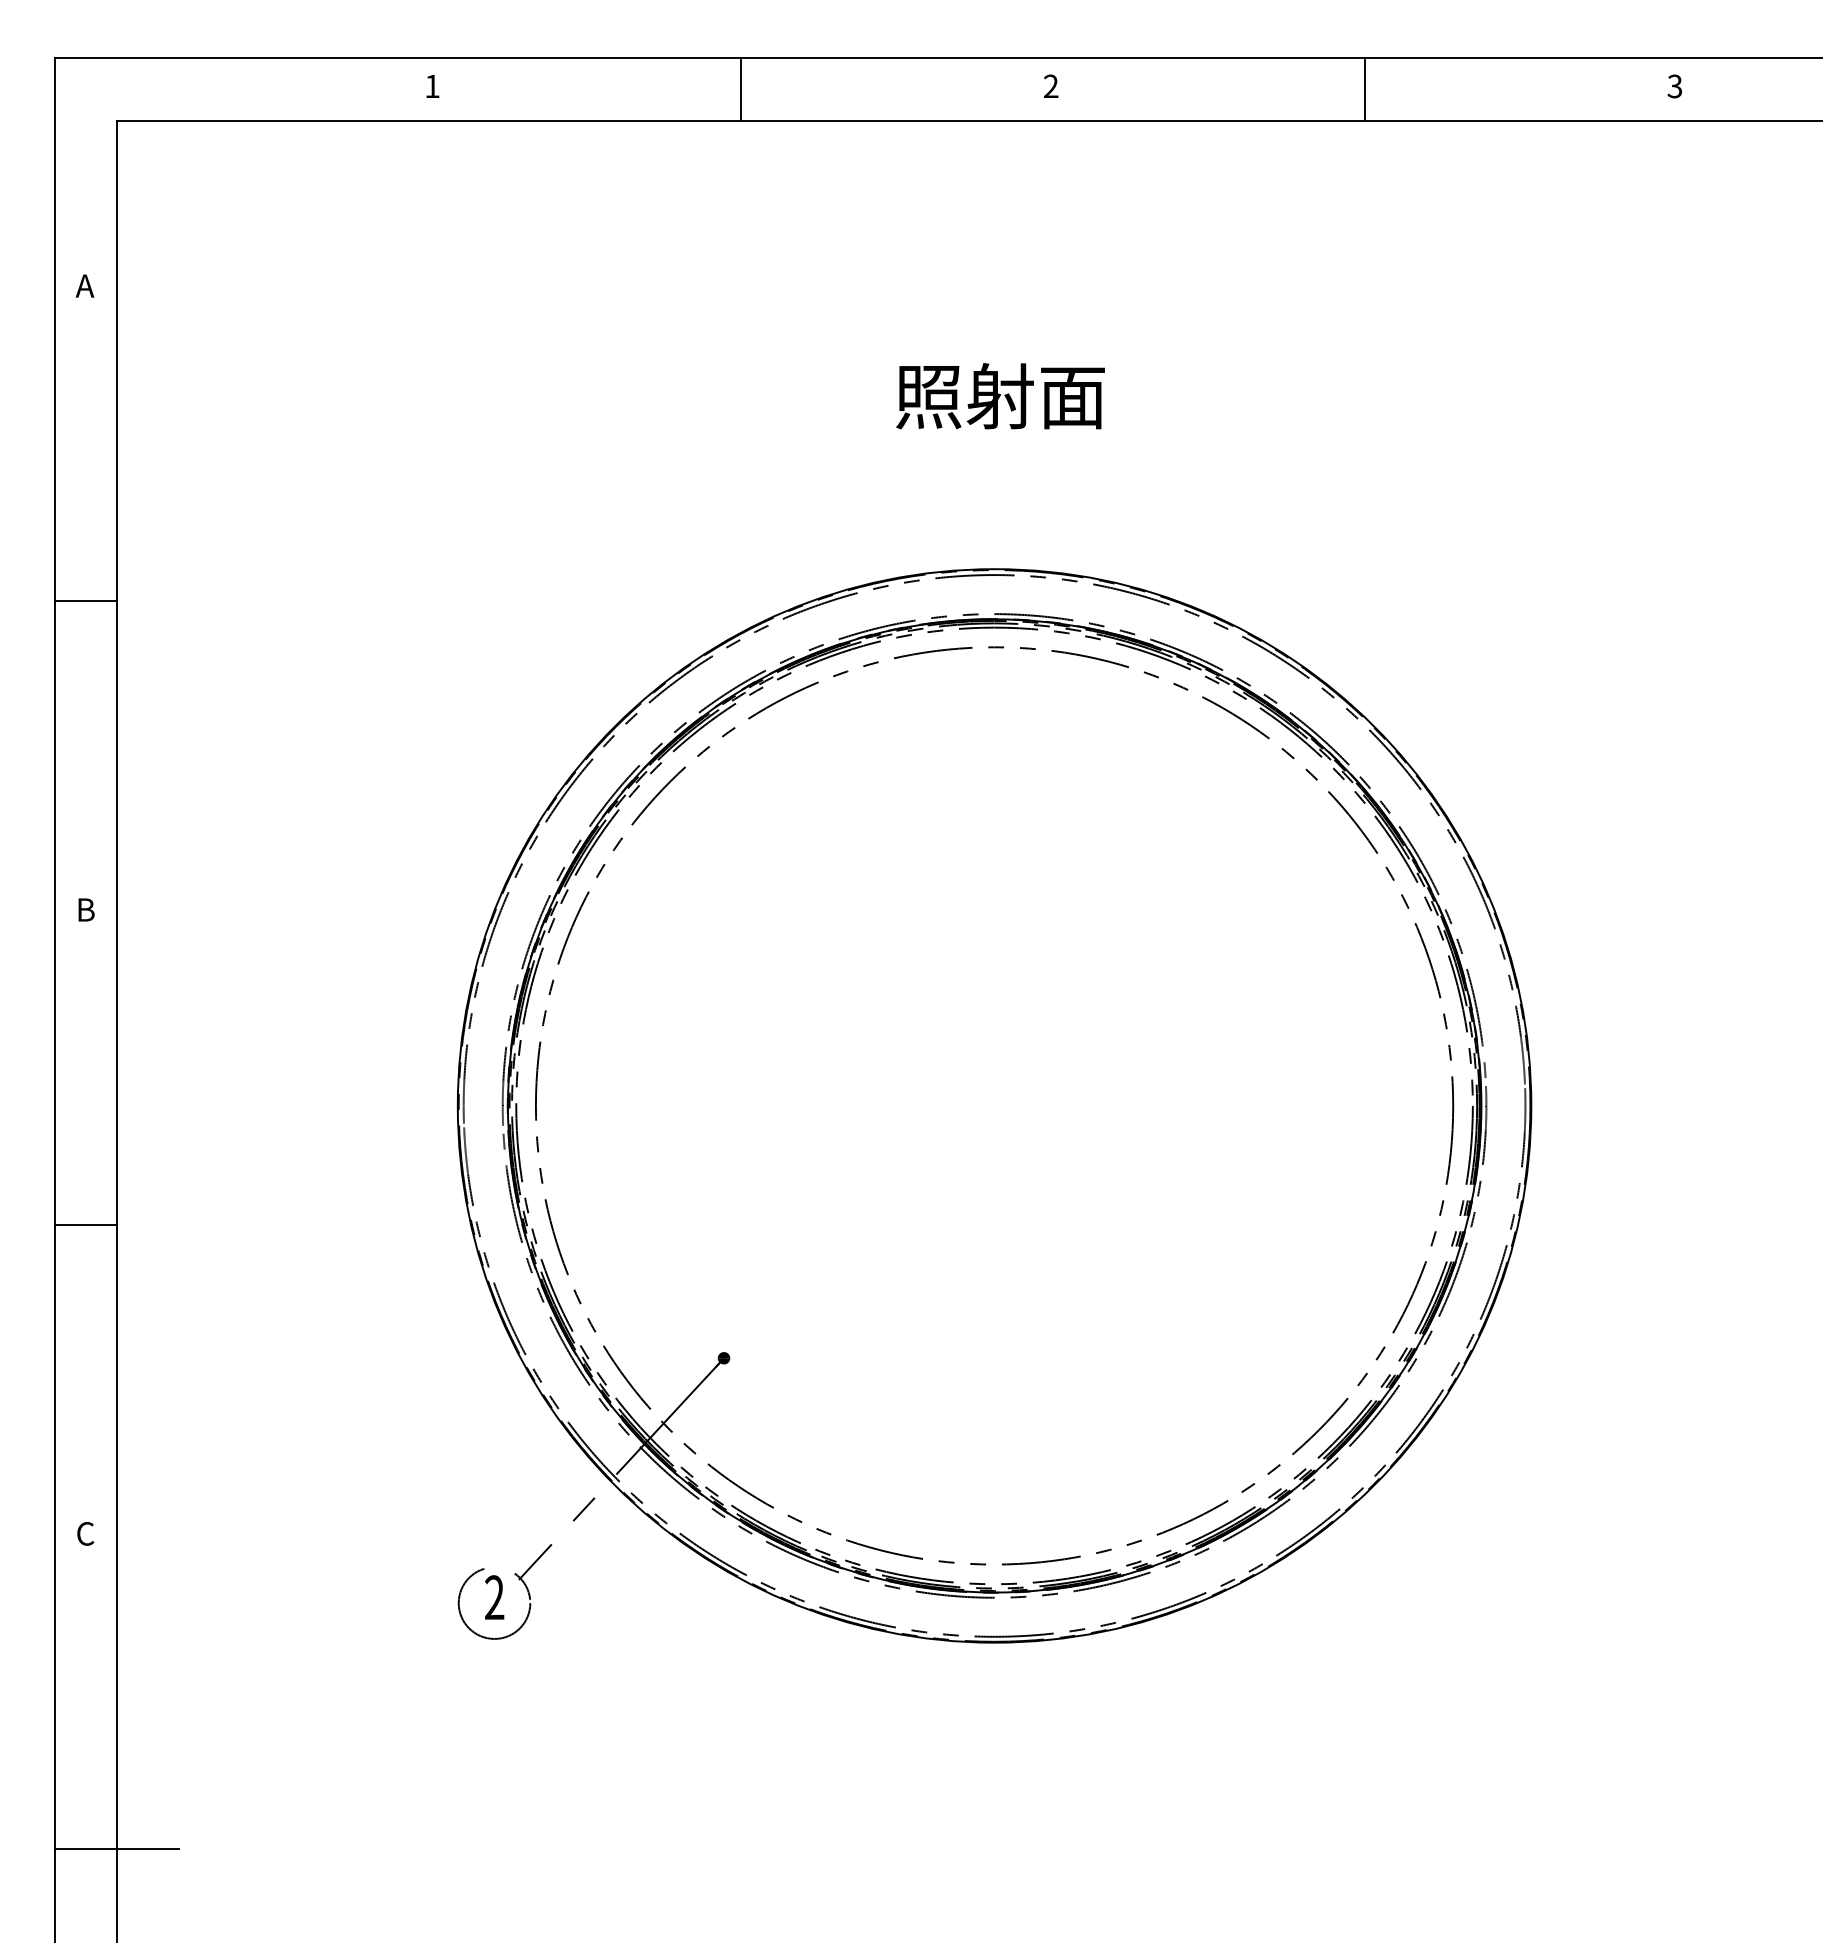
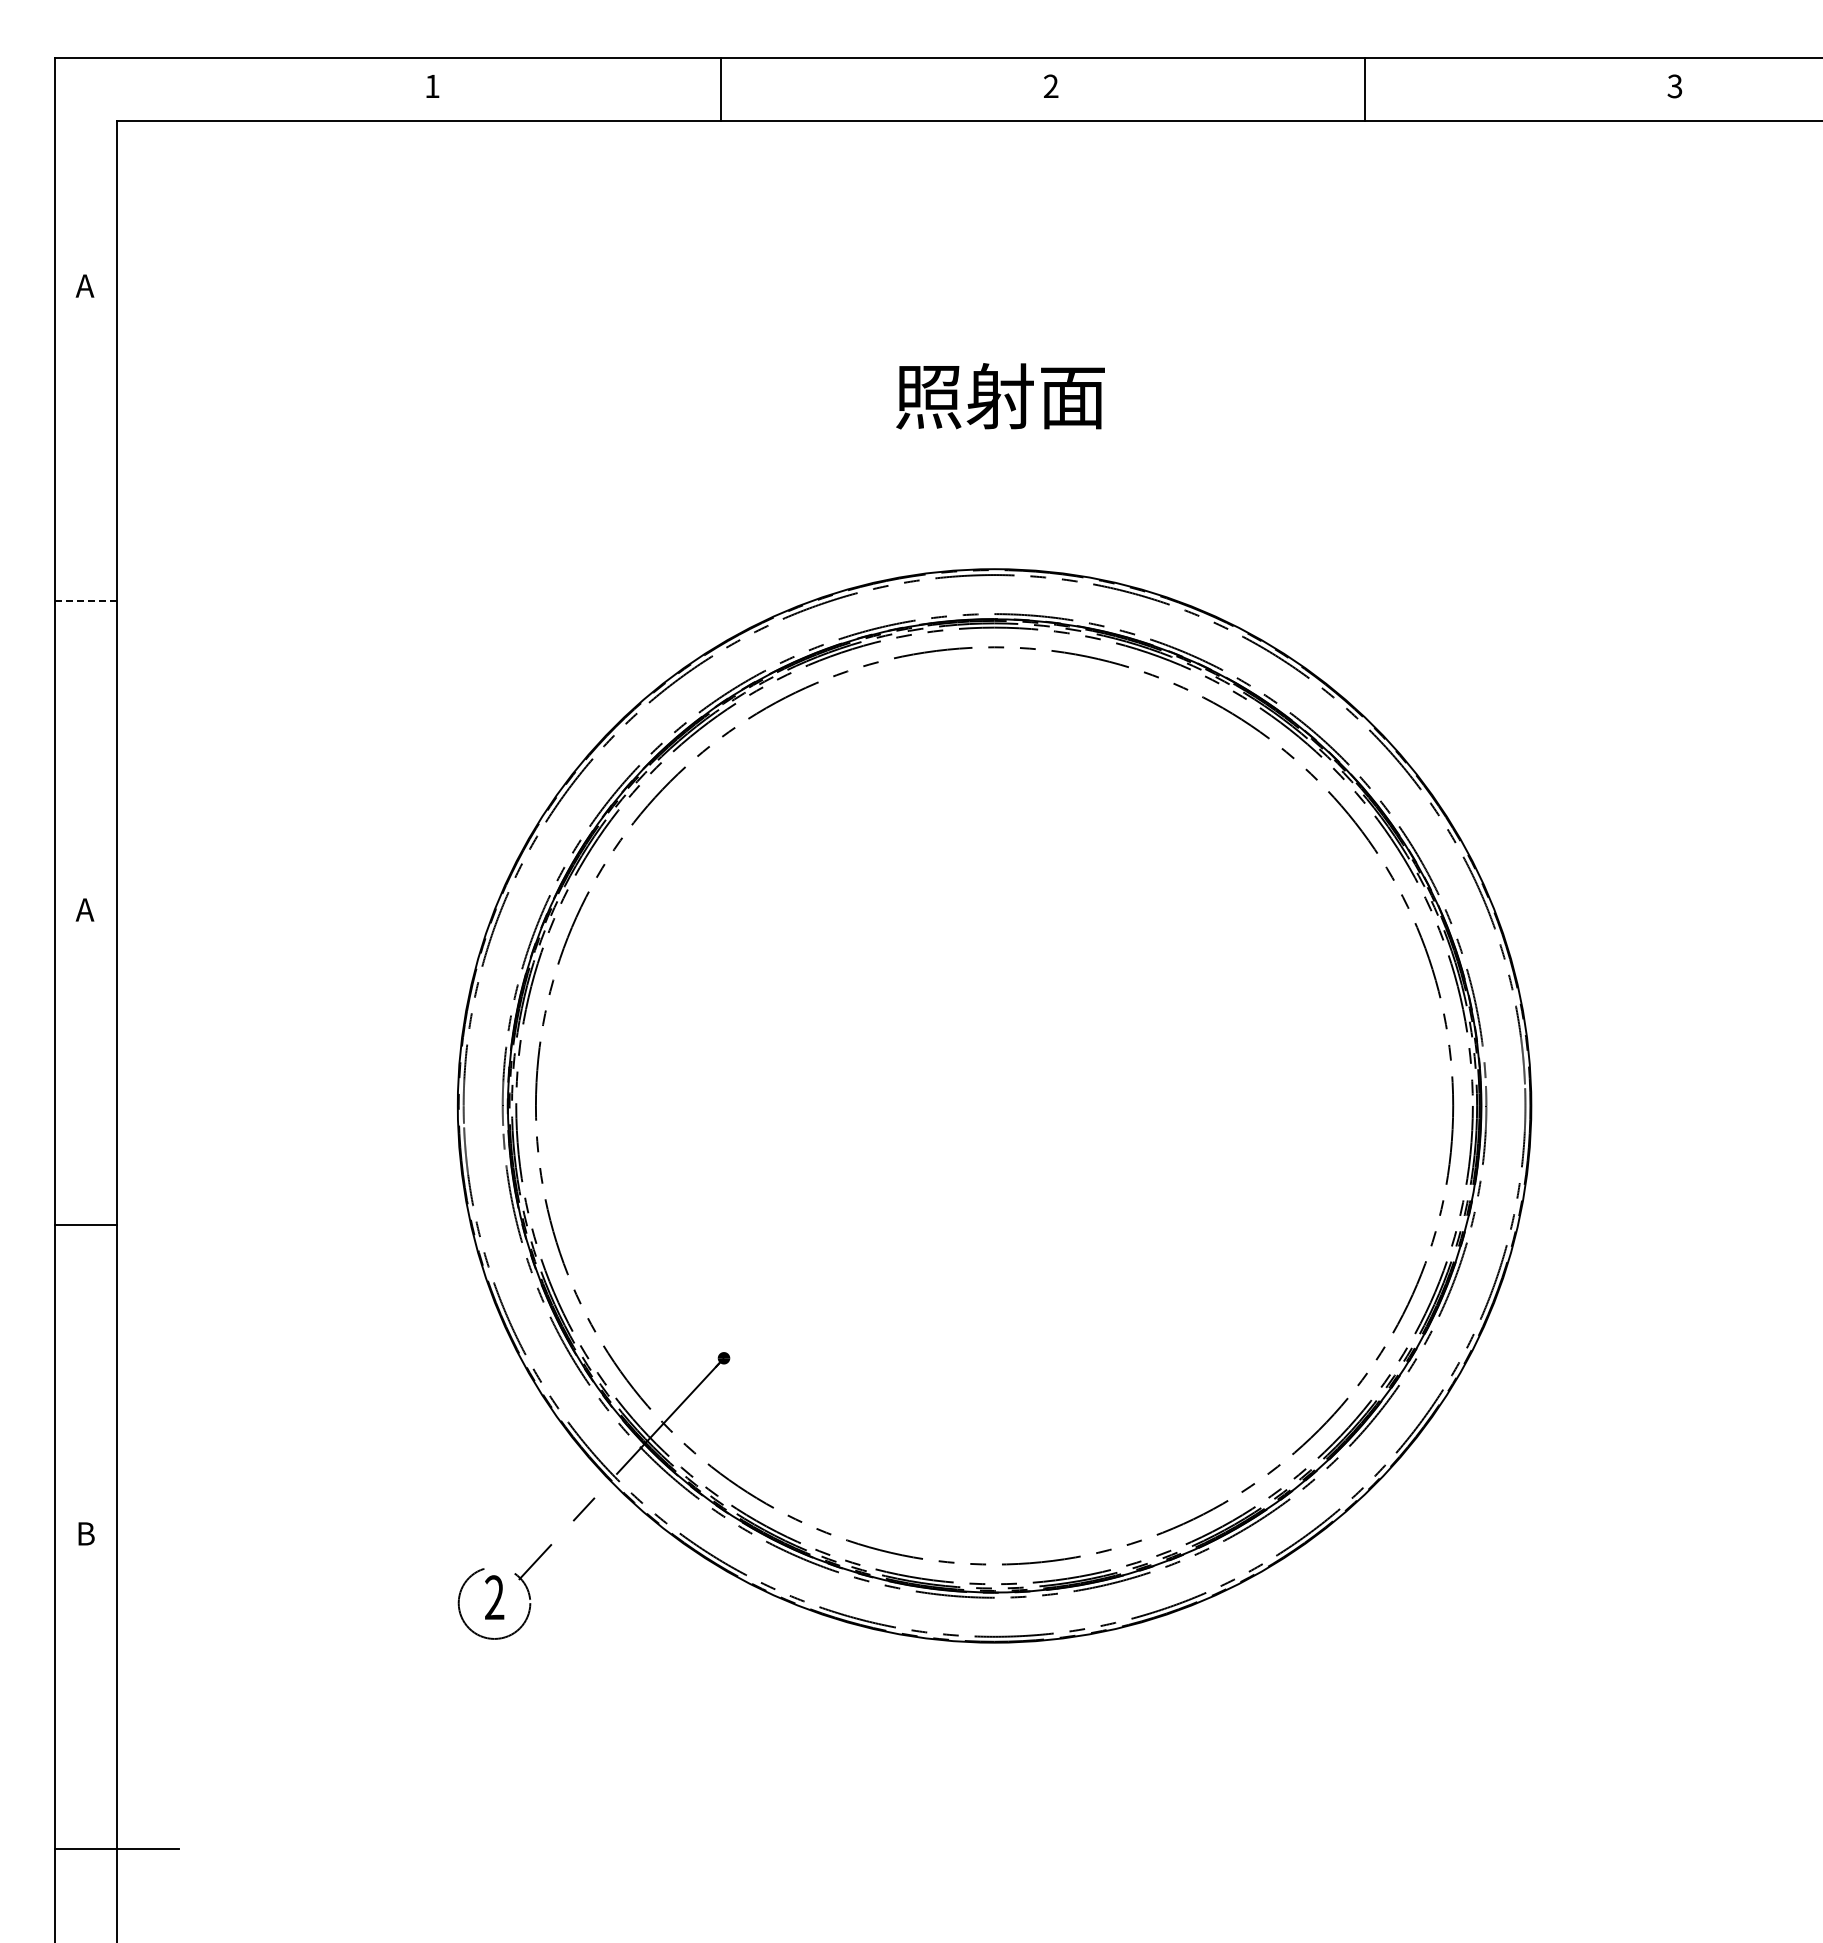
line position: (740, 89) -> (720, 89) (720, 89)
line: solid -> dashed (85, 601)
text: B -> A (84, 909)
text: C -> B (85, 1533)
